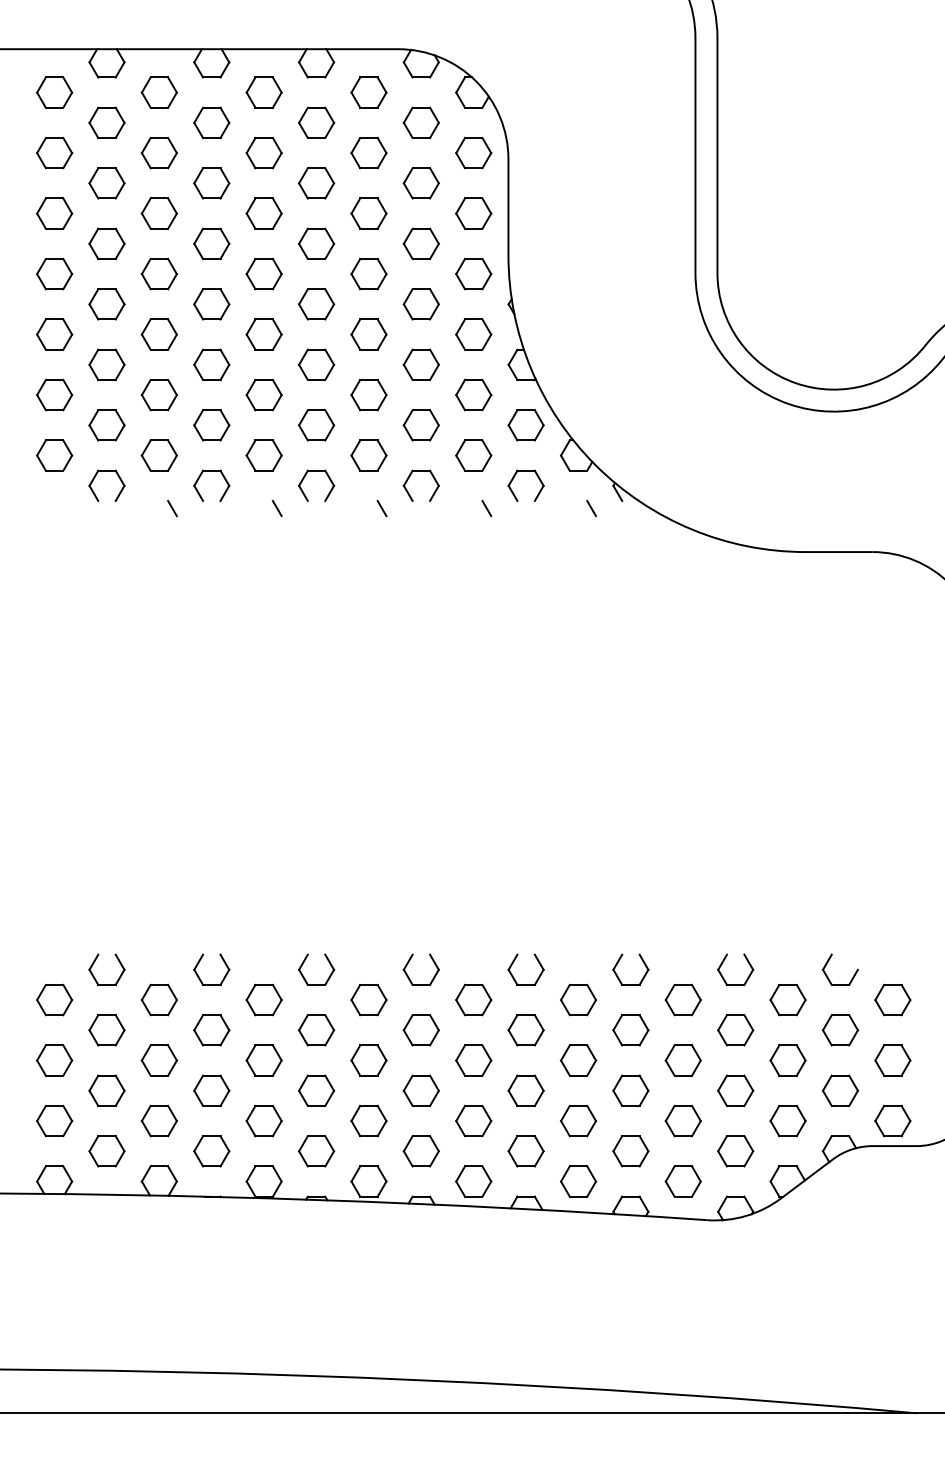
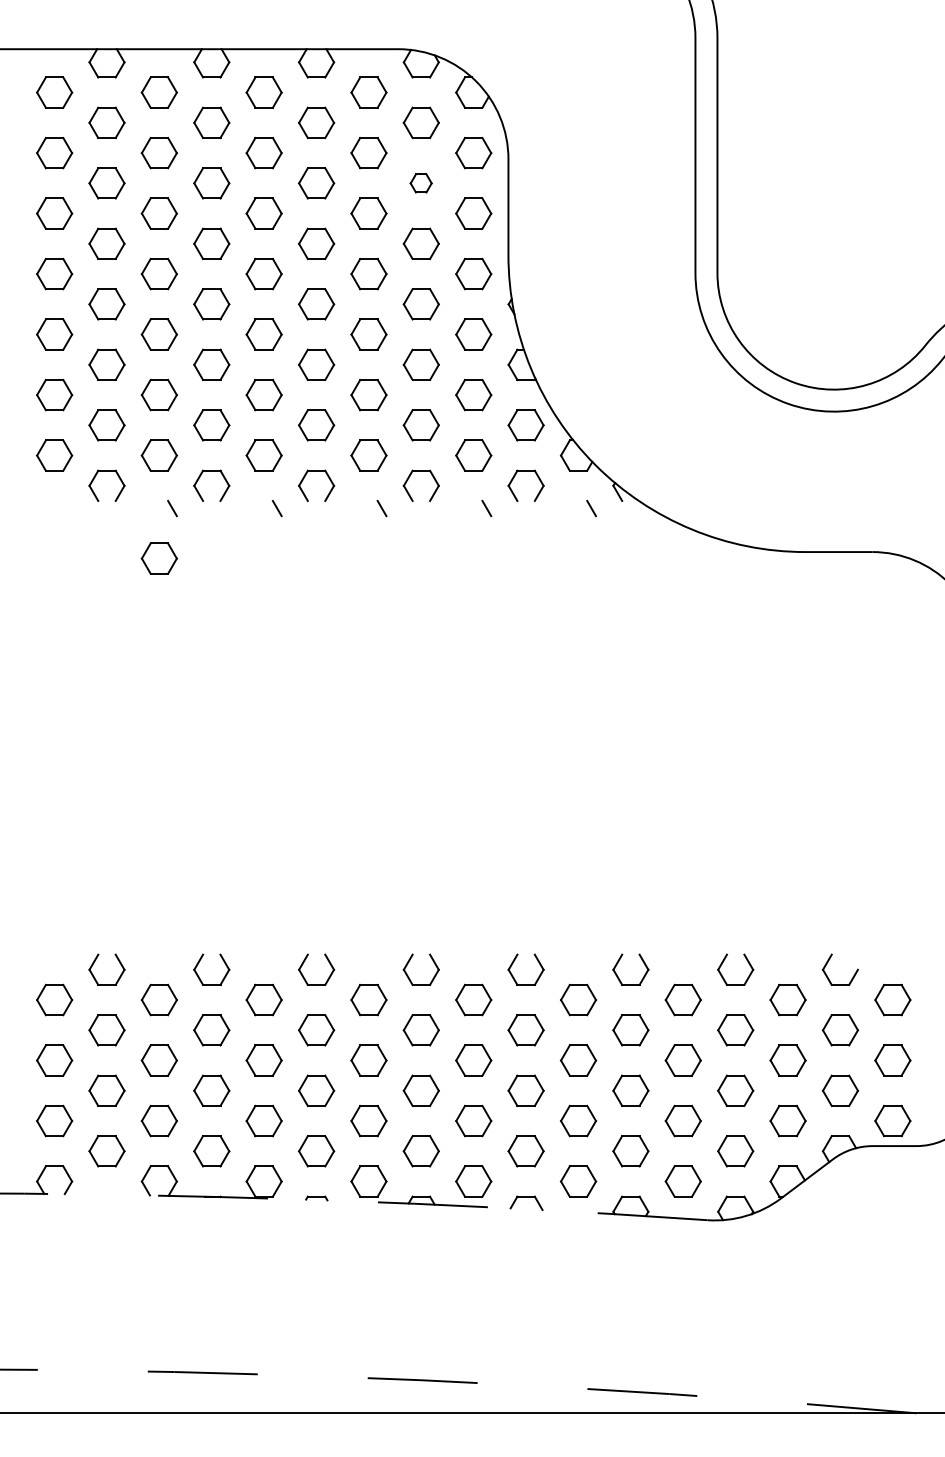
part size: 38x33 px -> 24x21 px (420, 183)
part: none -> present (158, 558)
arc: solid -> dashed (353, 1201)
arc: solid -> dashed (458, 1382)
